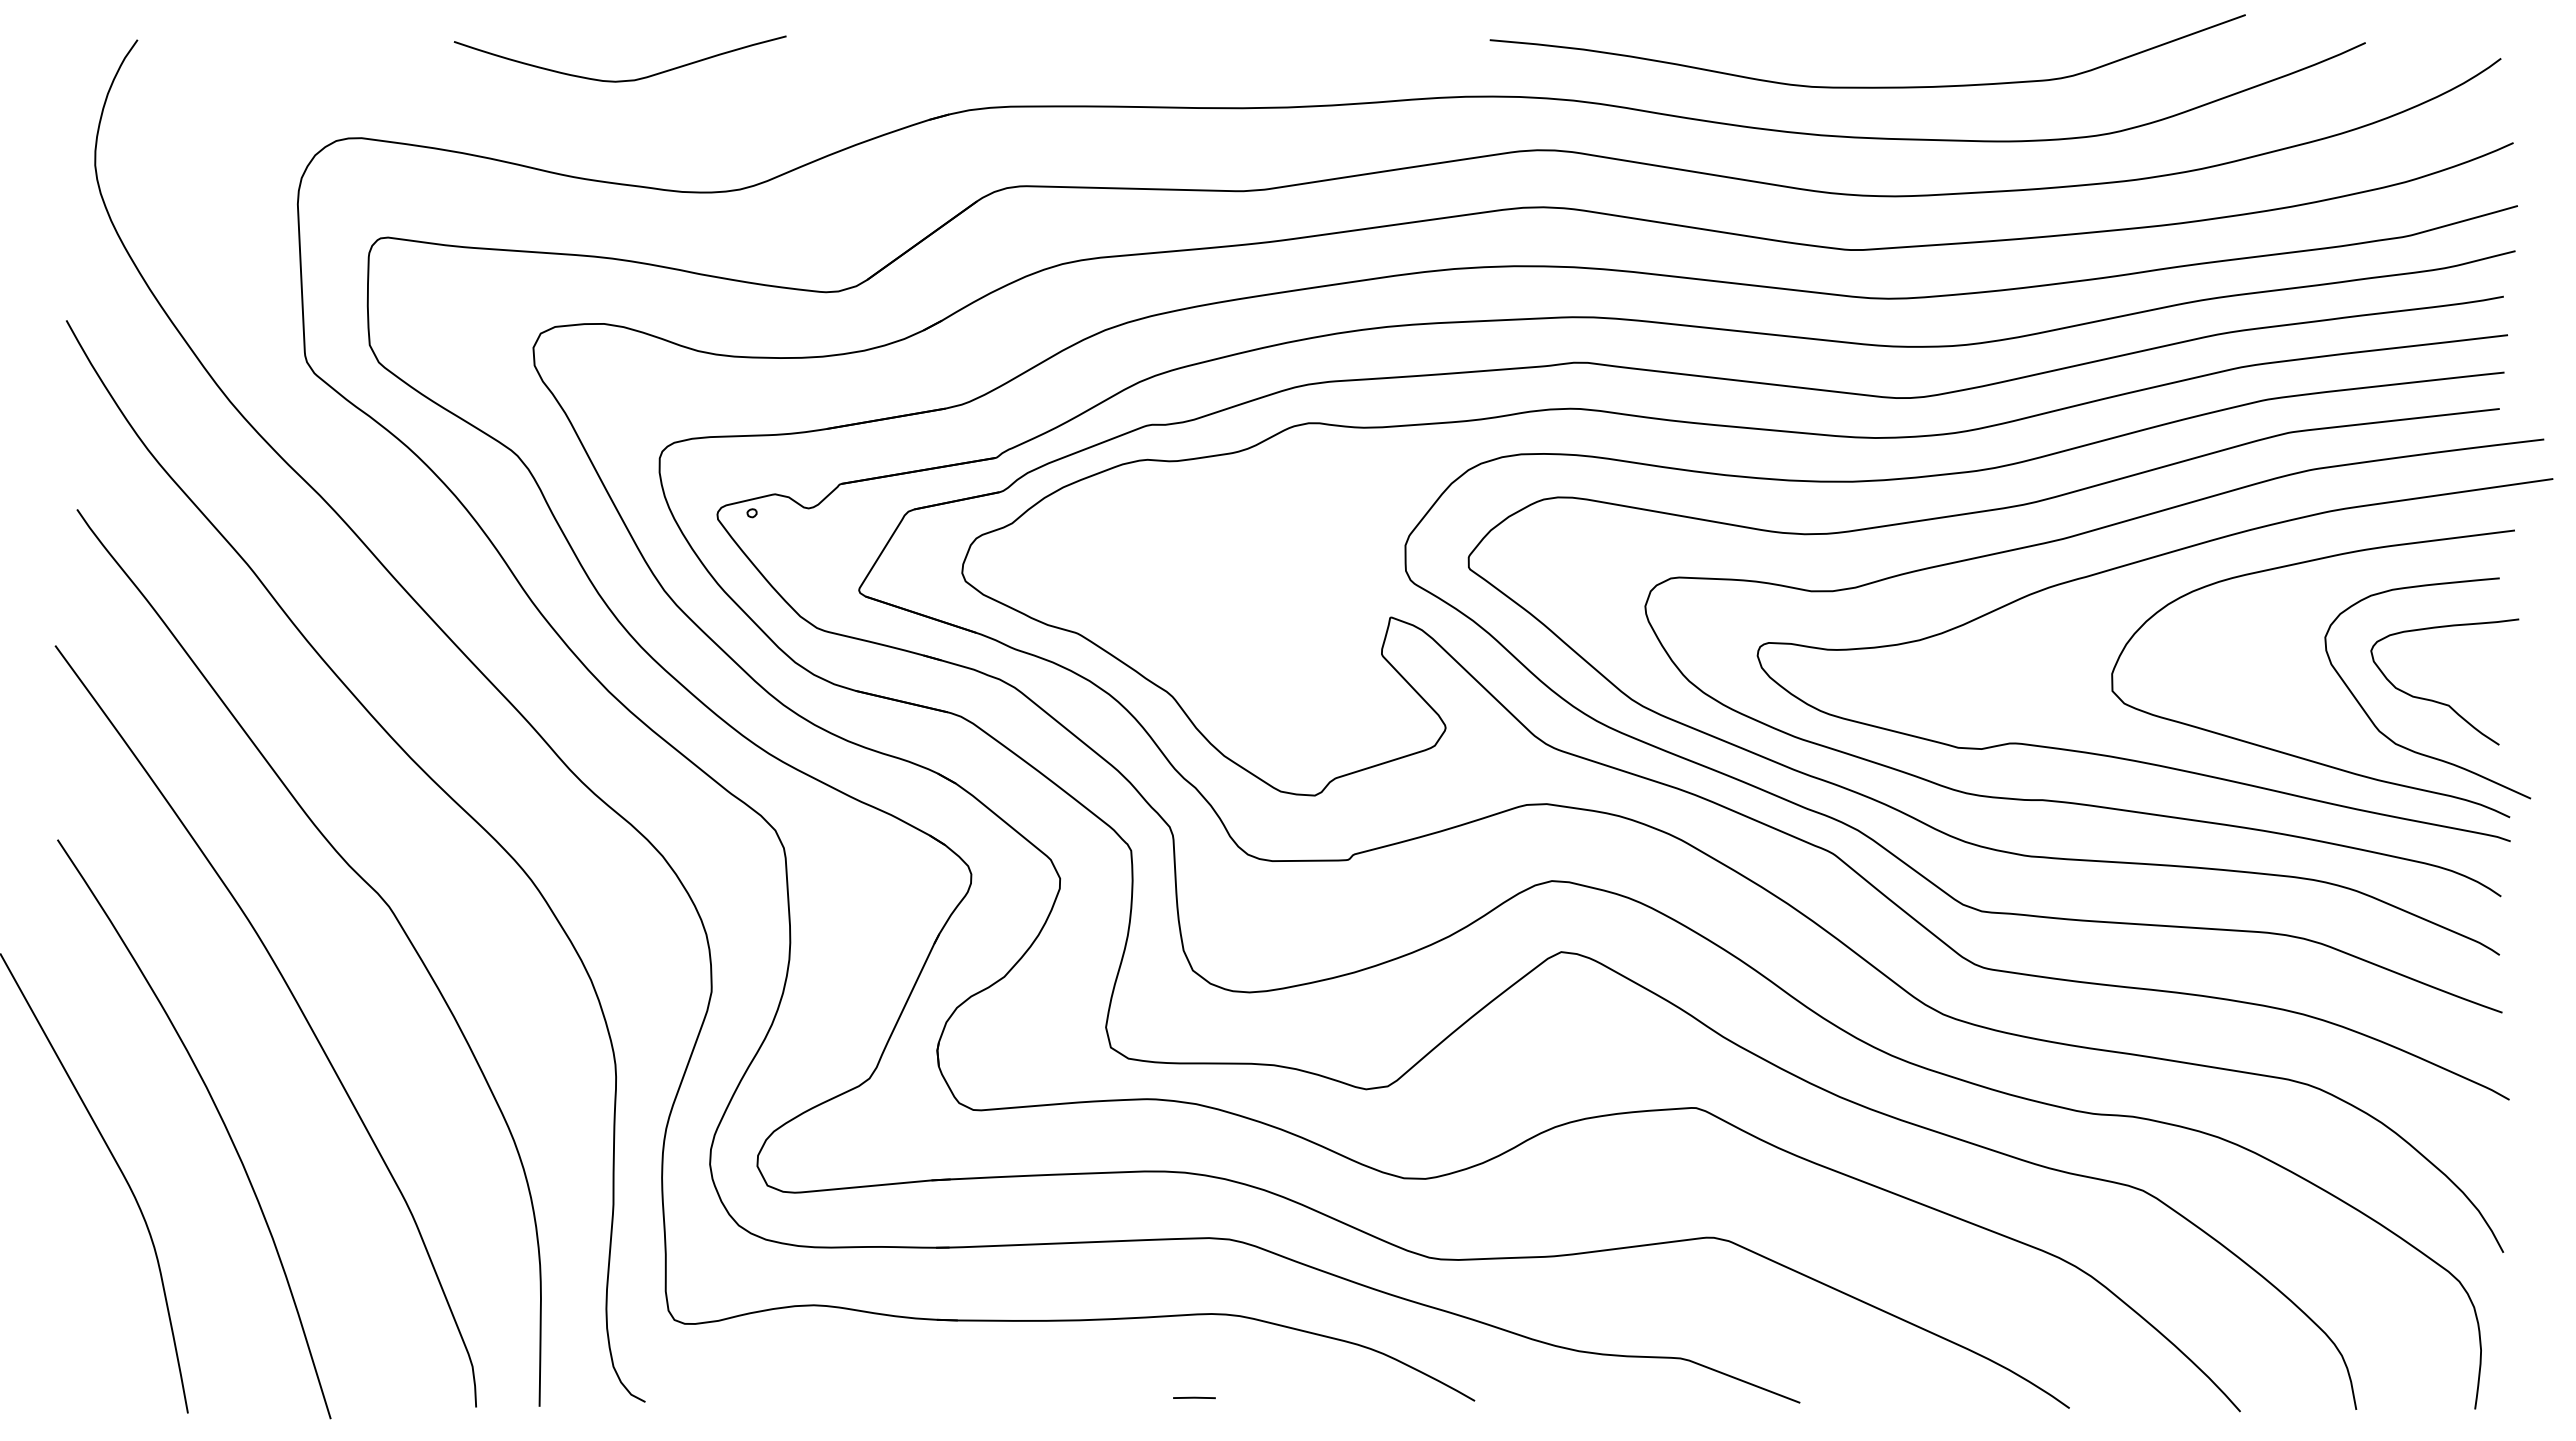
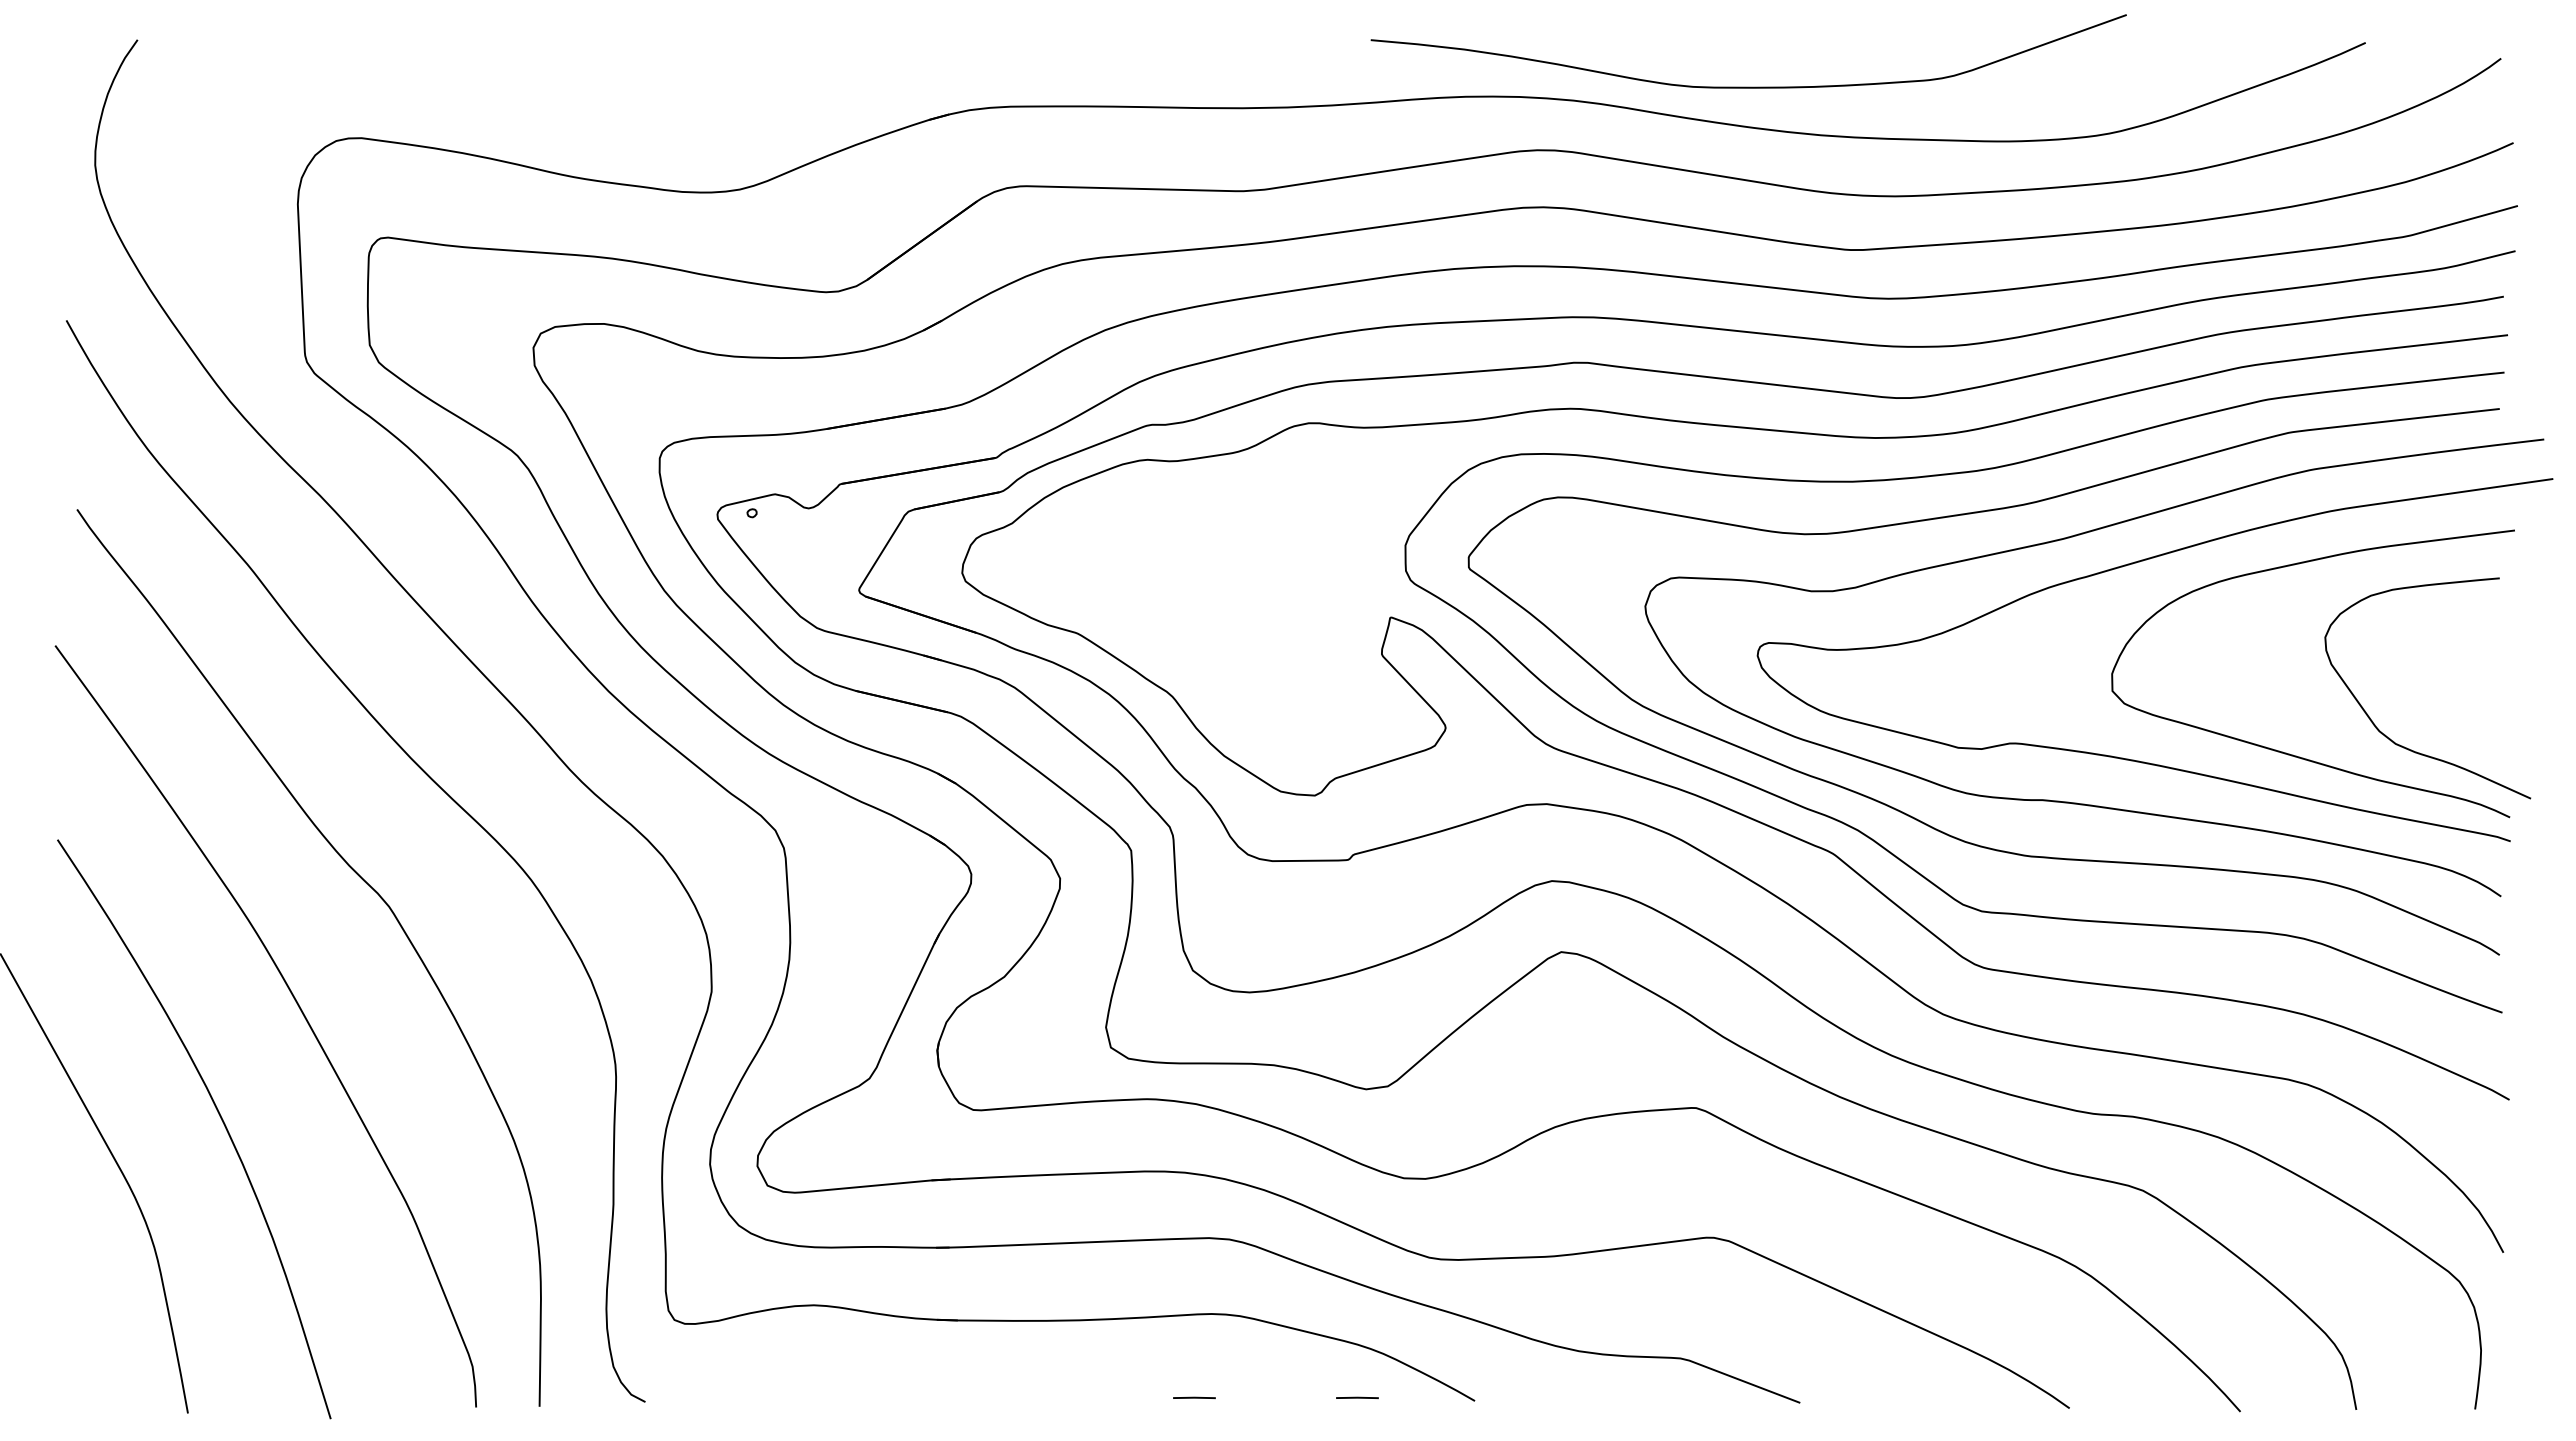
curve: present -> none (619, 80)
curve position: (1867, 86) -> (1748, 86) (1748, 86)
curve: present -> none (2438, 701)
line: none -> present (1357, 1397)
